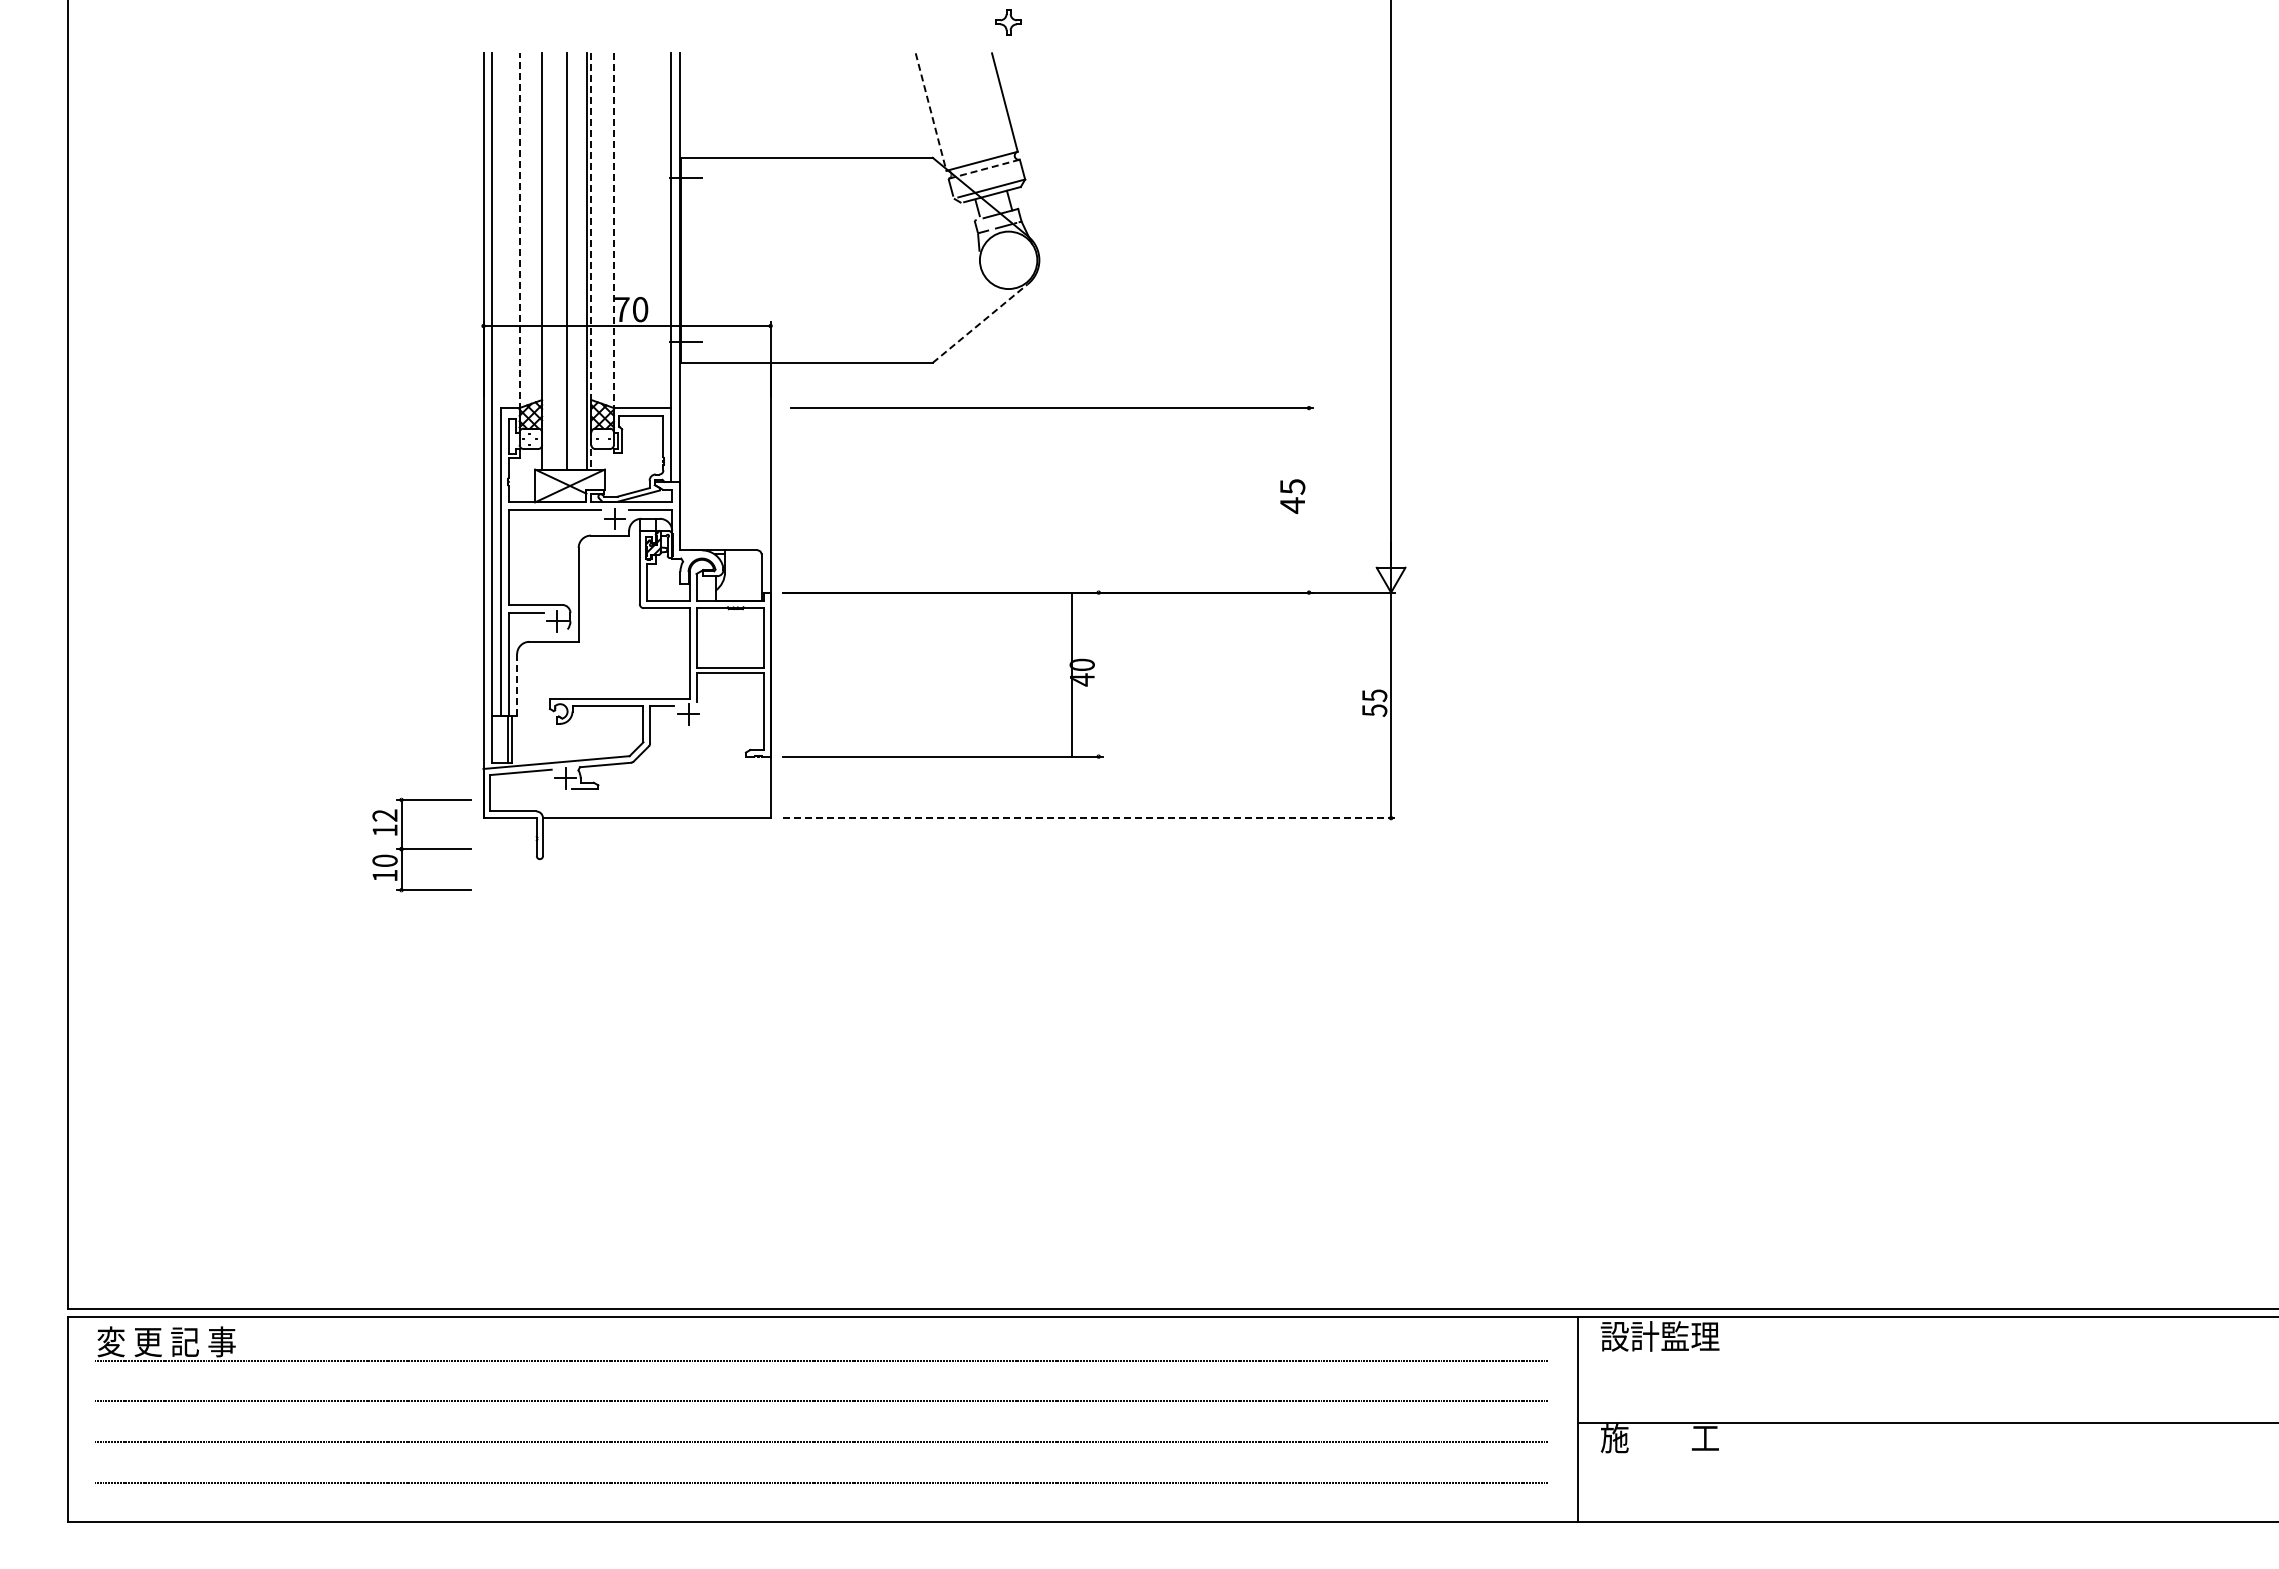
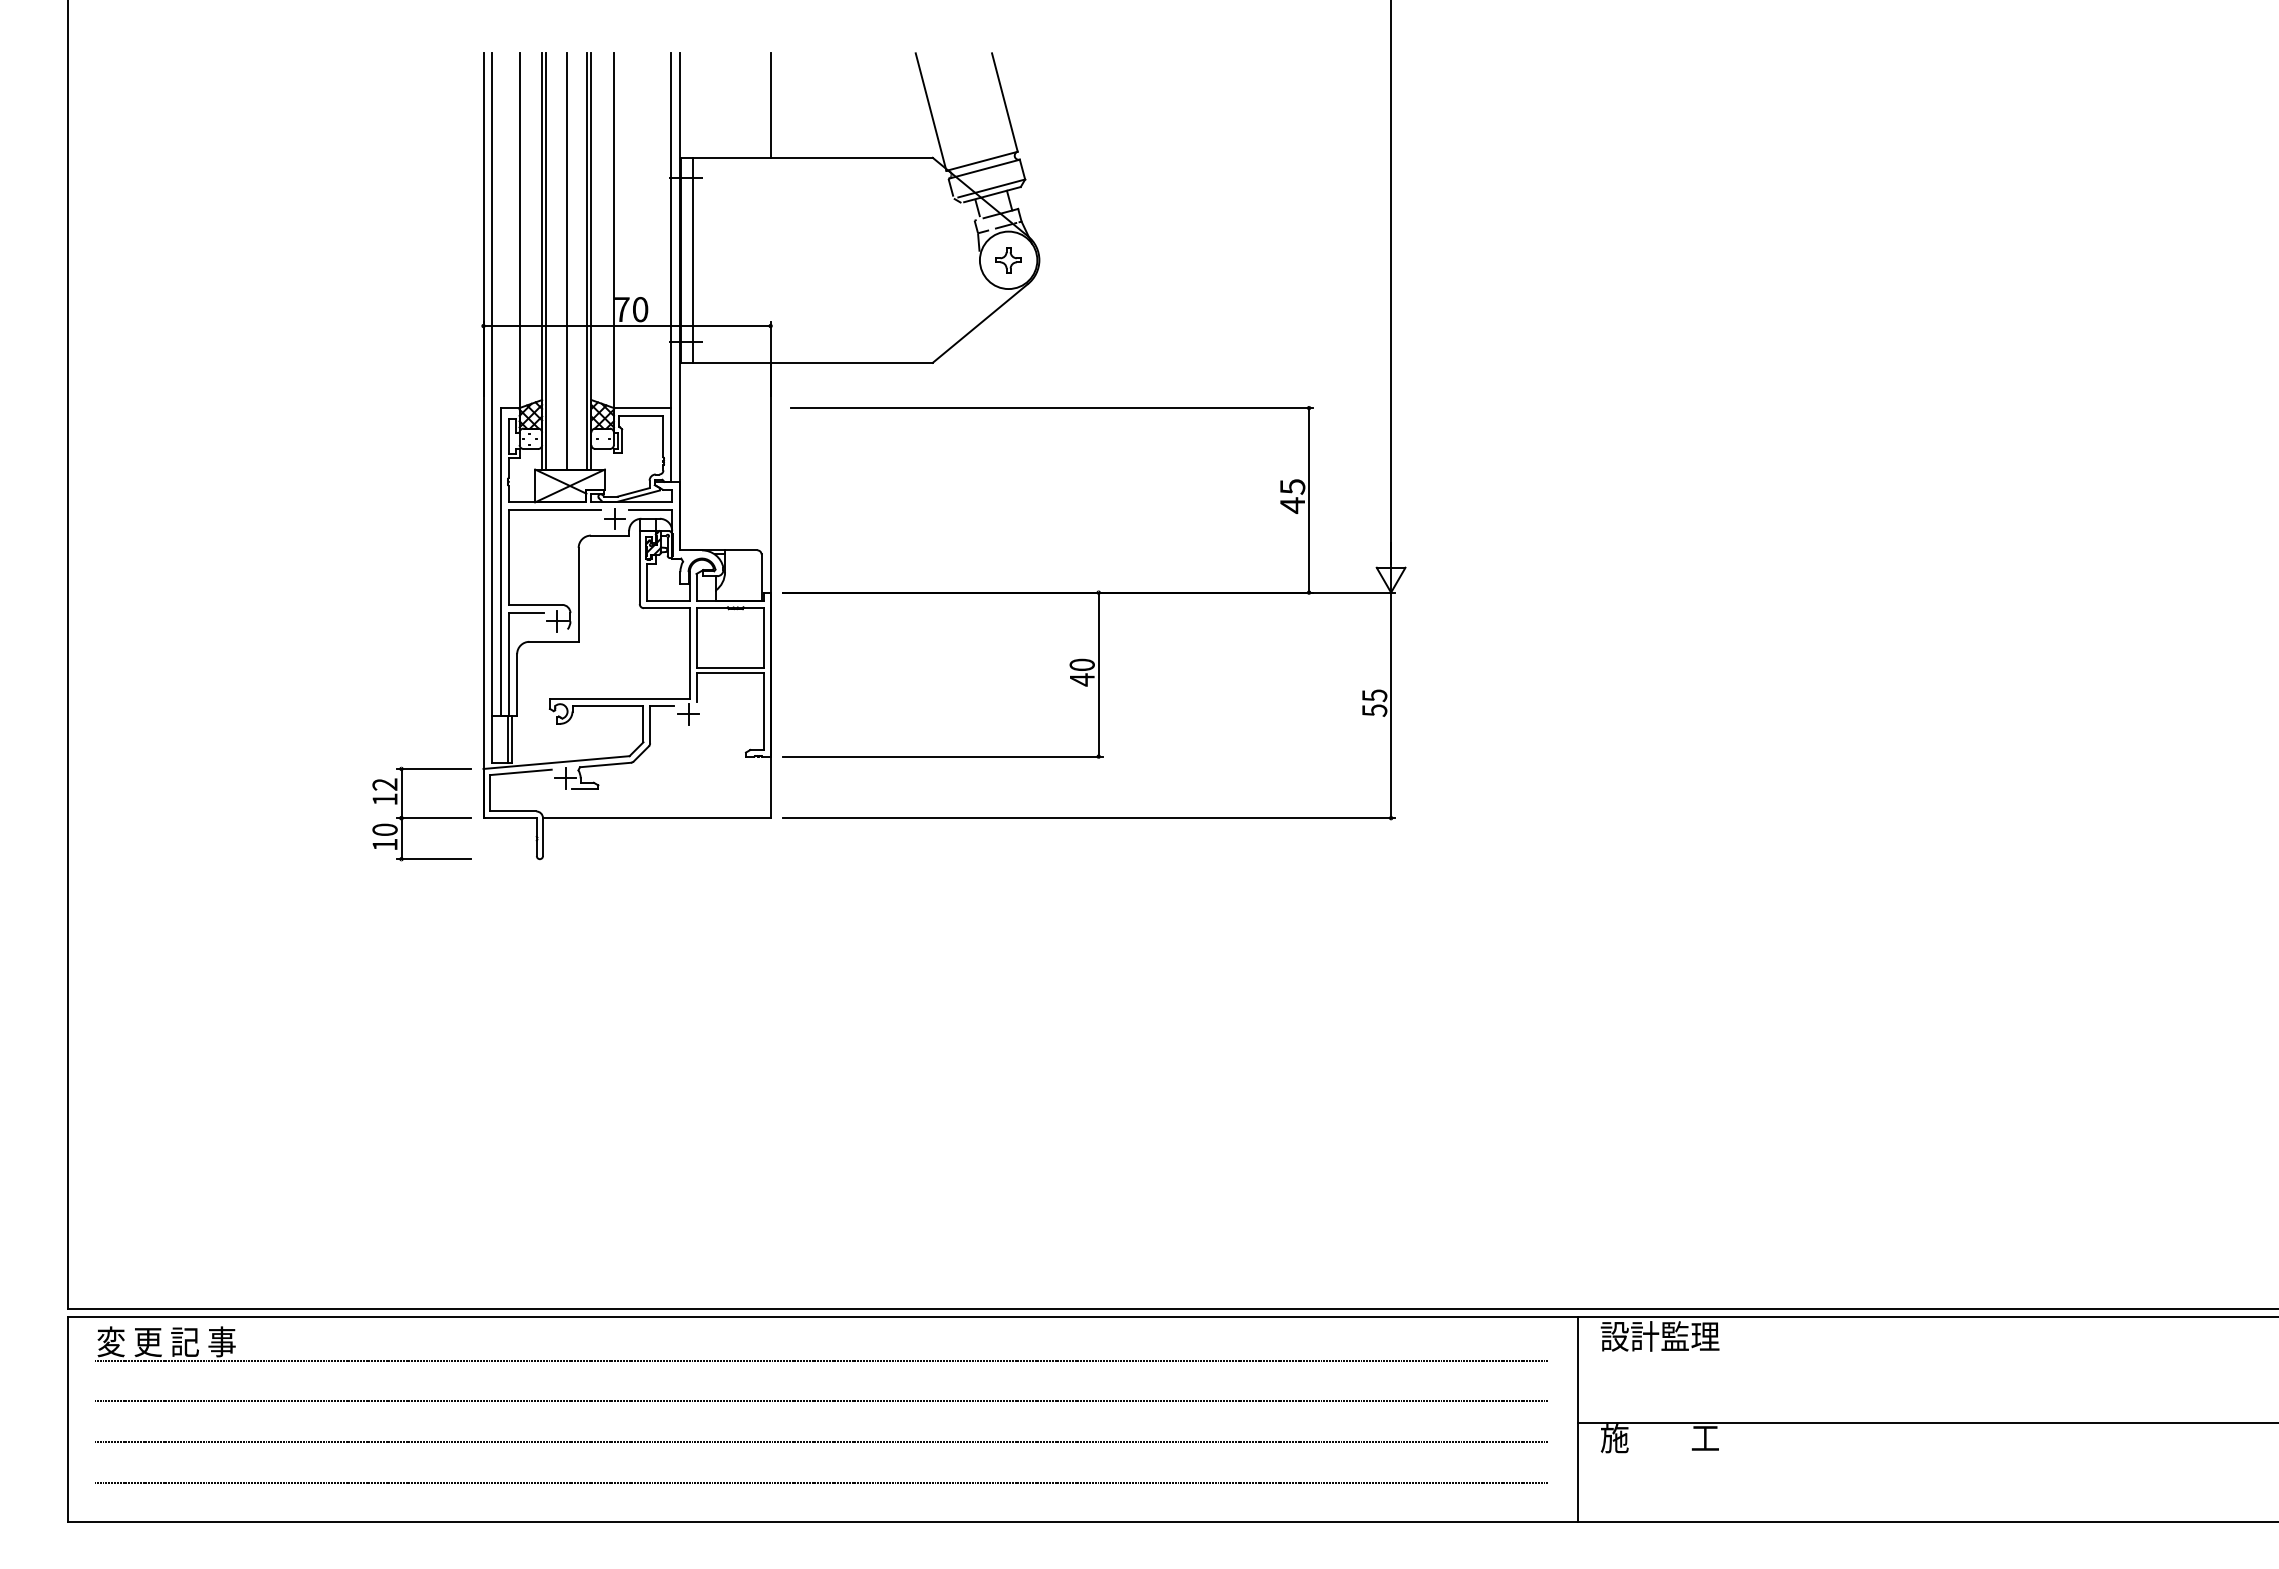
part position: (1008, 22) -> (1008, 260) (1008, 260)
line: none -> present (770, 105)
line: dashed -> solid (931, 112)
line: dashed -> solid (987, 168)
line: dashed -> solid (519, 231)
line: dashed -> solid (613, 231)
line: none -> present (692, 259)
line: none -> present (546, 261)
line: dashed -> solid (591, 261)
line: dashed -> solid (980, 323)
line: none -> present (1309, 500)
line position: (1071, 674) -> (1098, 674) (1098, 674)
line: dashed -> solid (517, 684)
line: dashed -> solid (1089, 818)
part position: (421, 844) -> (421, 813) (421, 813)
